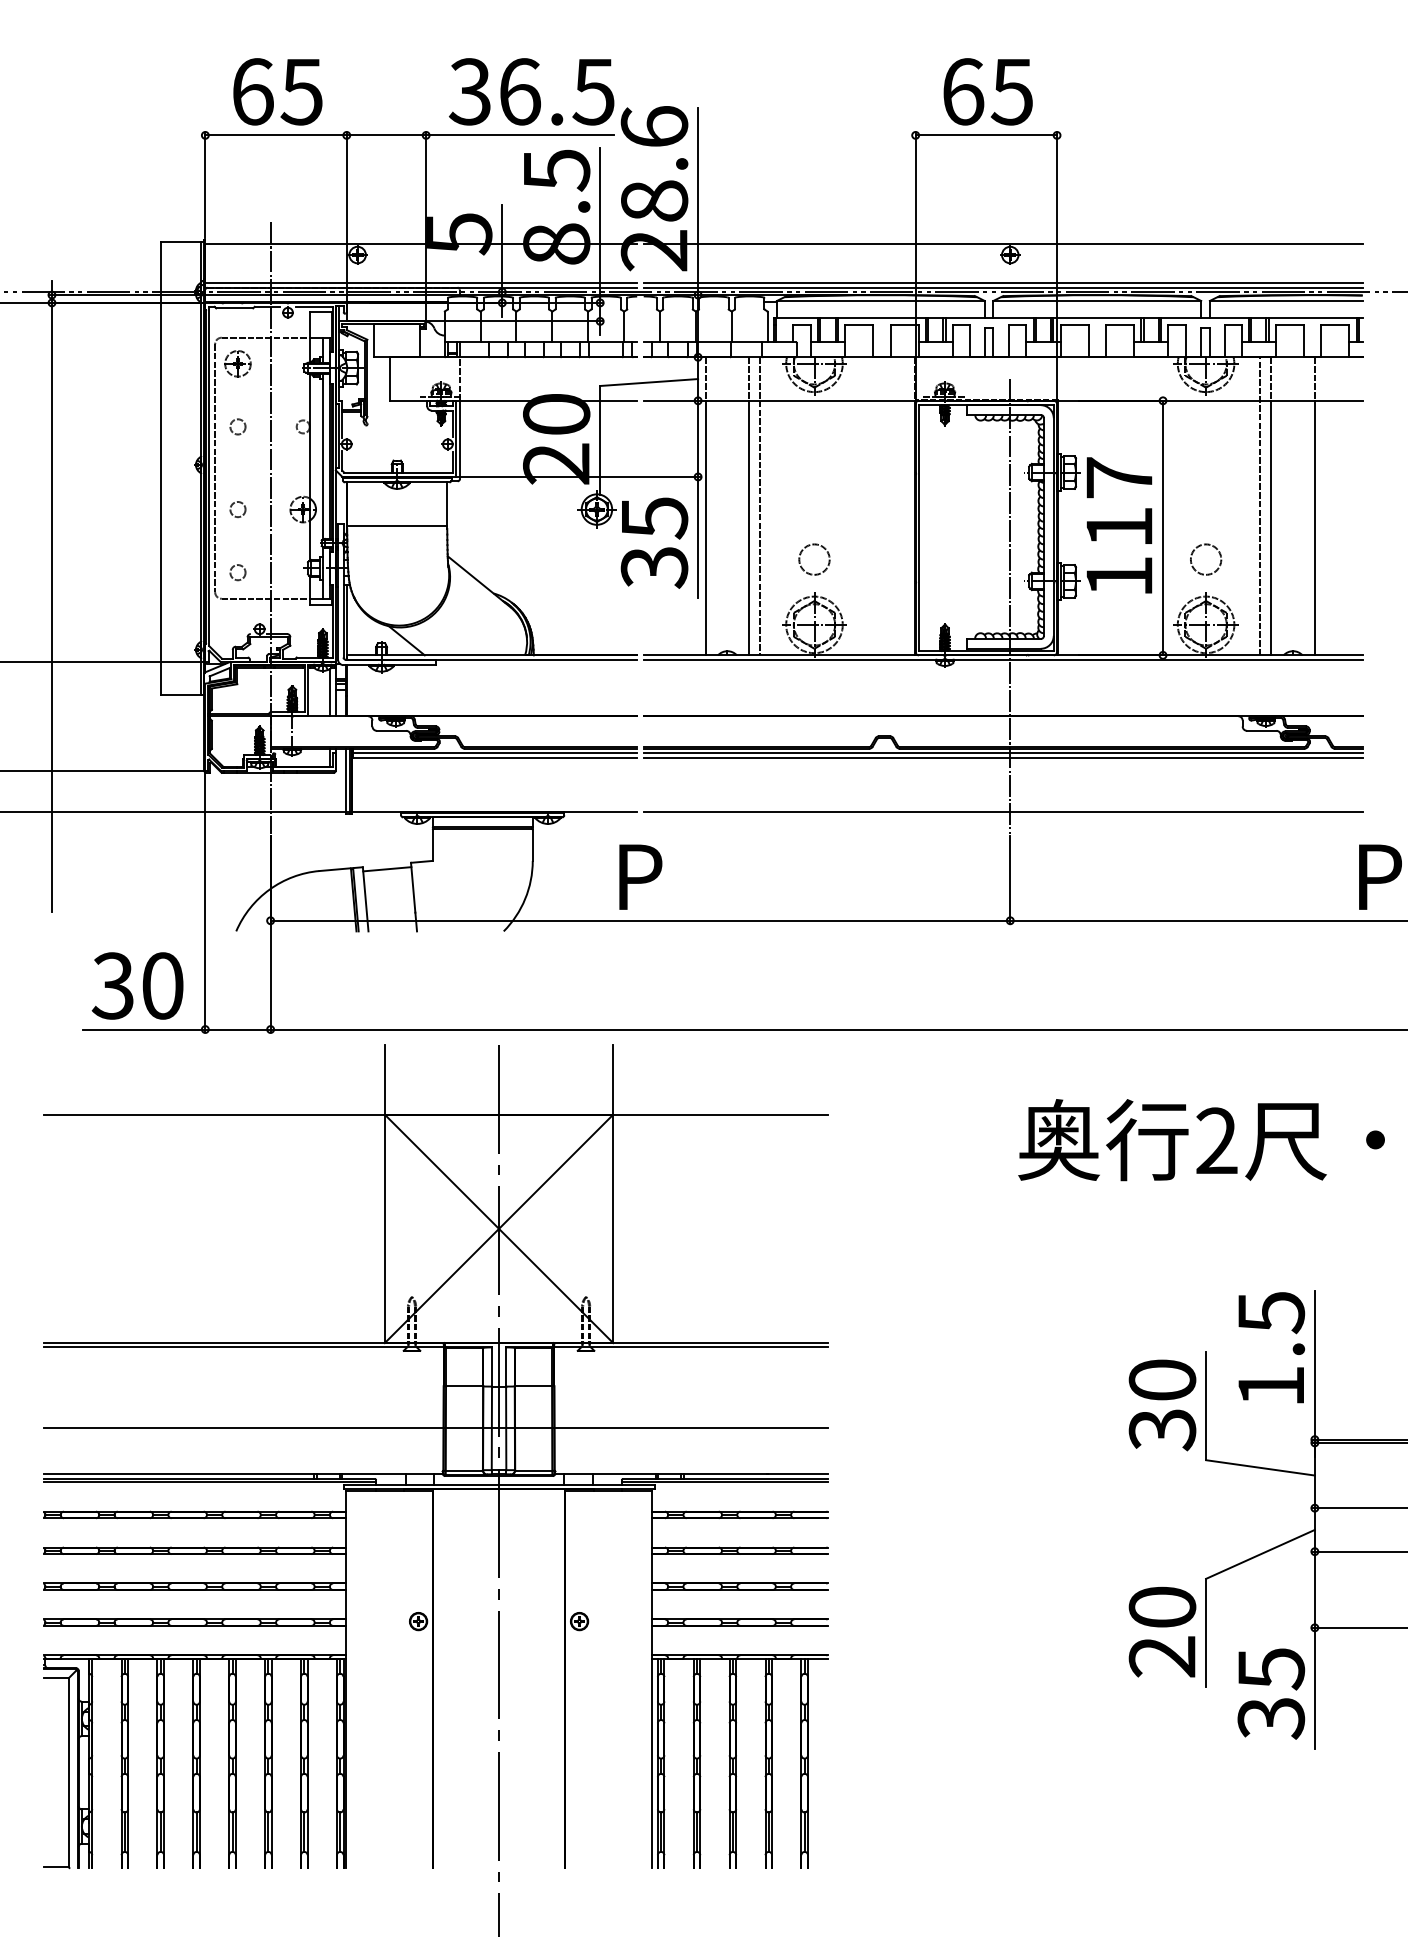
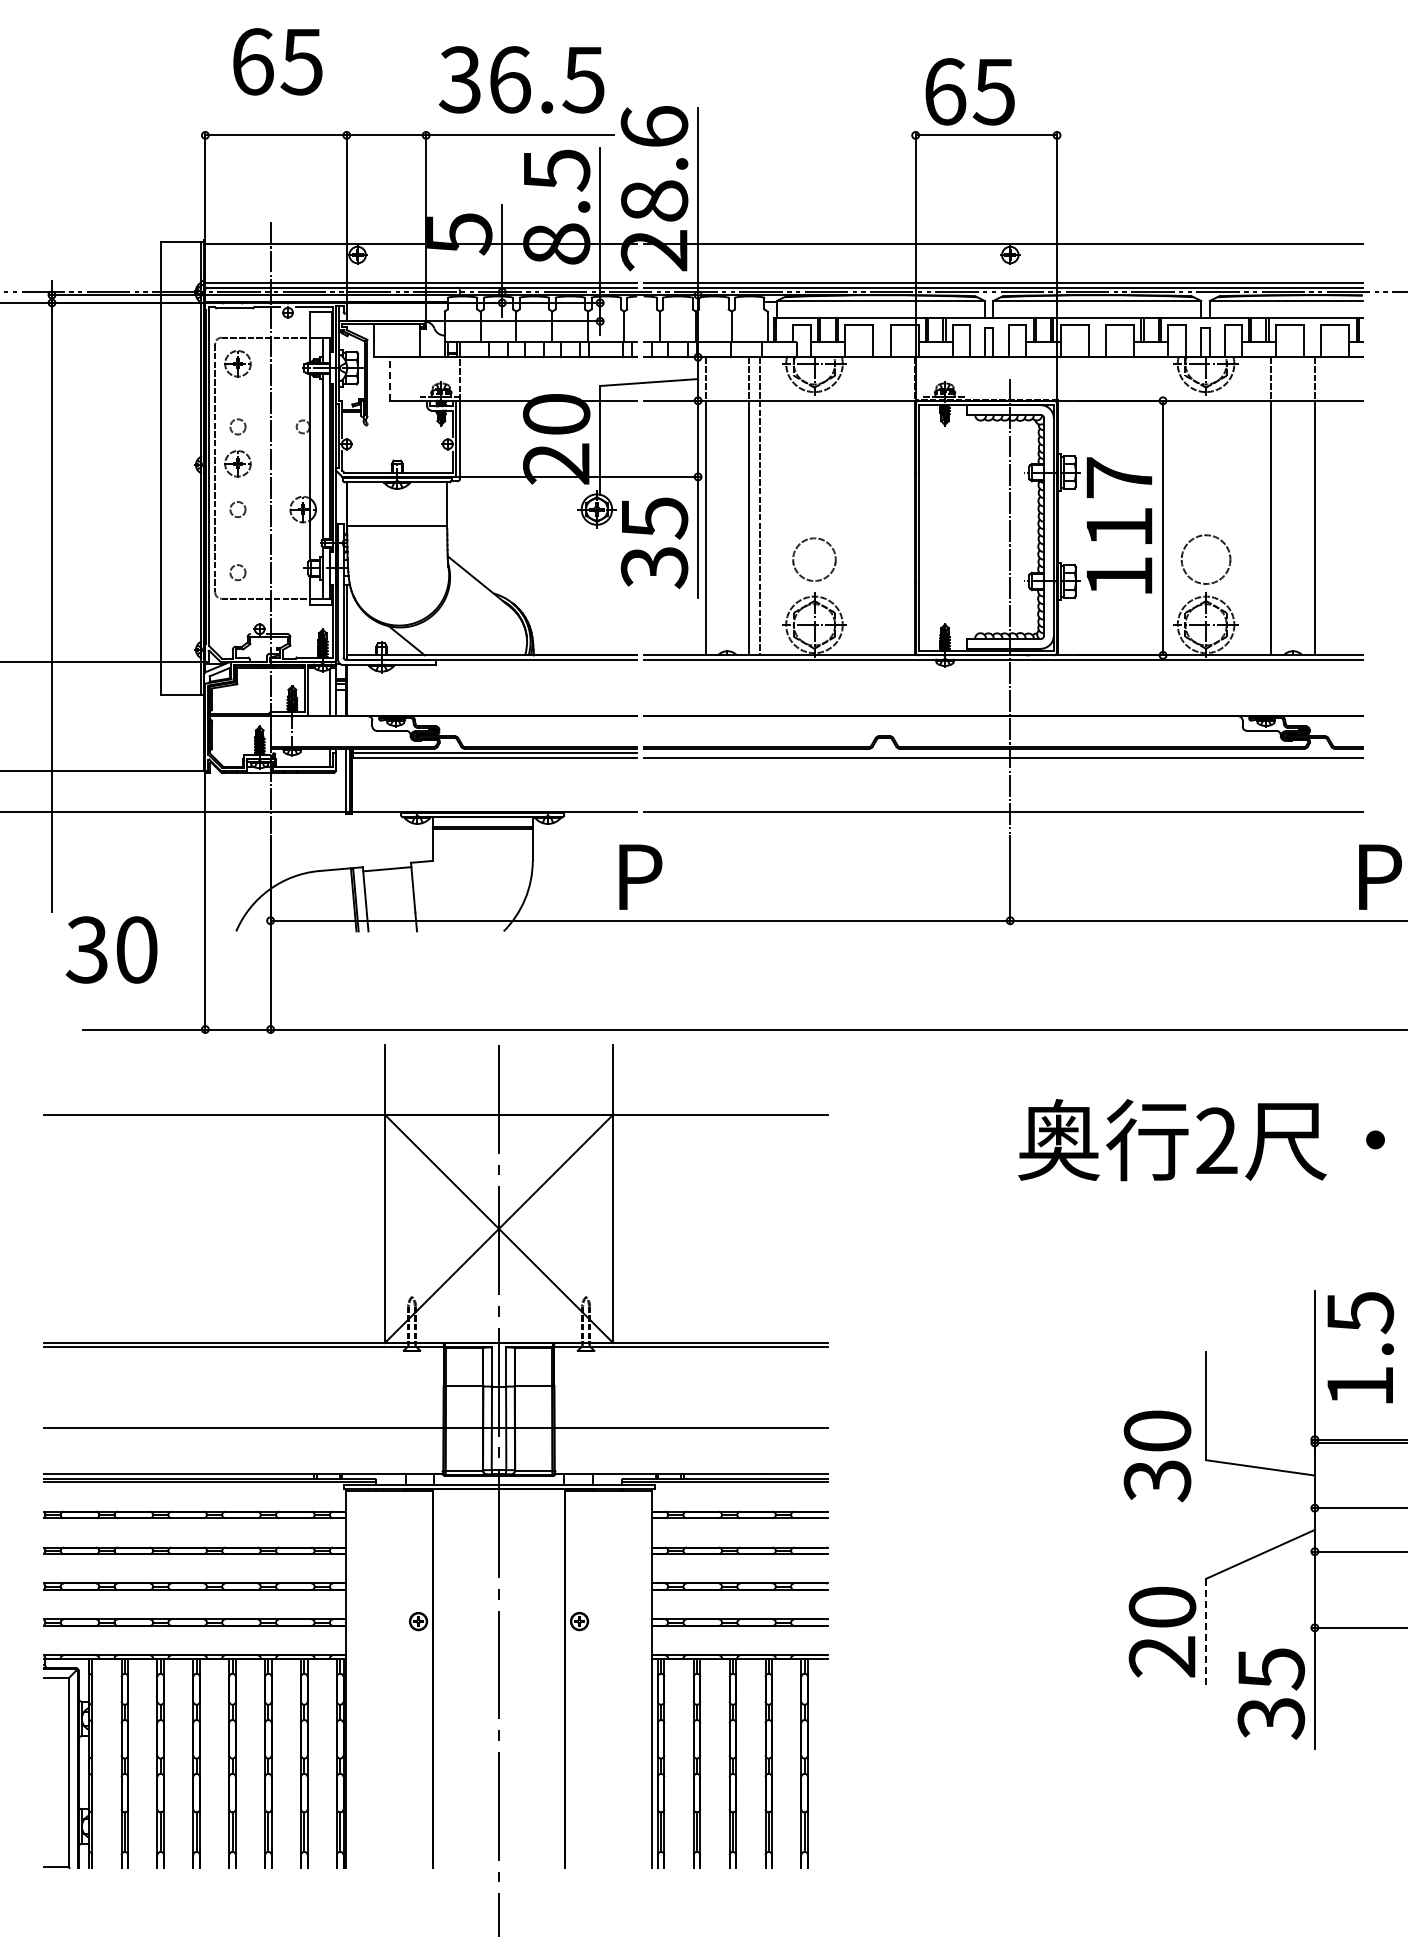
text position: (277, 91) -> (277, 61) (277, 61)
text position: (531, 91) -> (521, 79) (521, 79)
text position: (987, 91) -> (969, 91) (969, 91)
line: solid -> dashed (390, 379)
part: none -> present (237, 463)
line: present -> none (1260, 506)
circle size: 33x33 px -> 45x45 px (814, 559)
circle diameter: 30 px -> 49 px (1205, 559)
line: present -> none (1002, 753)
text position: (137, 985) -> (111, 949) (111, 949)
text position: (1271, 1347) -> (1360, 1347) (1360, 1347)
text position: (1162, 1405) -> (1157, 1456) (1157, 1456)
line: solid -> dashed (1206, 1633)
